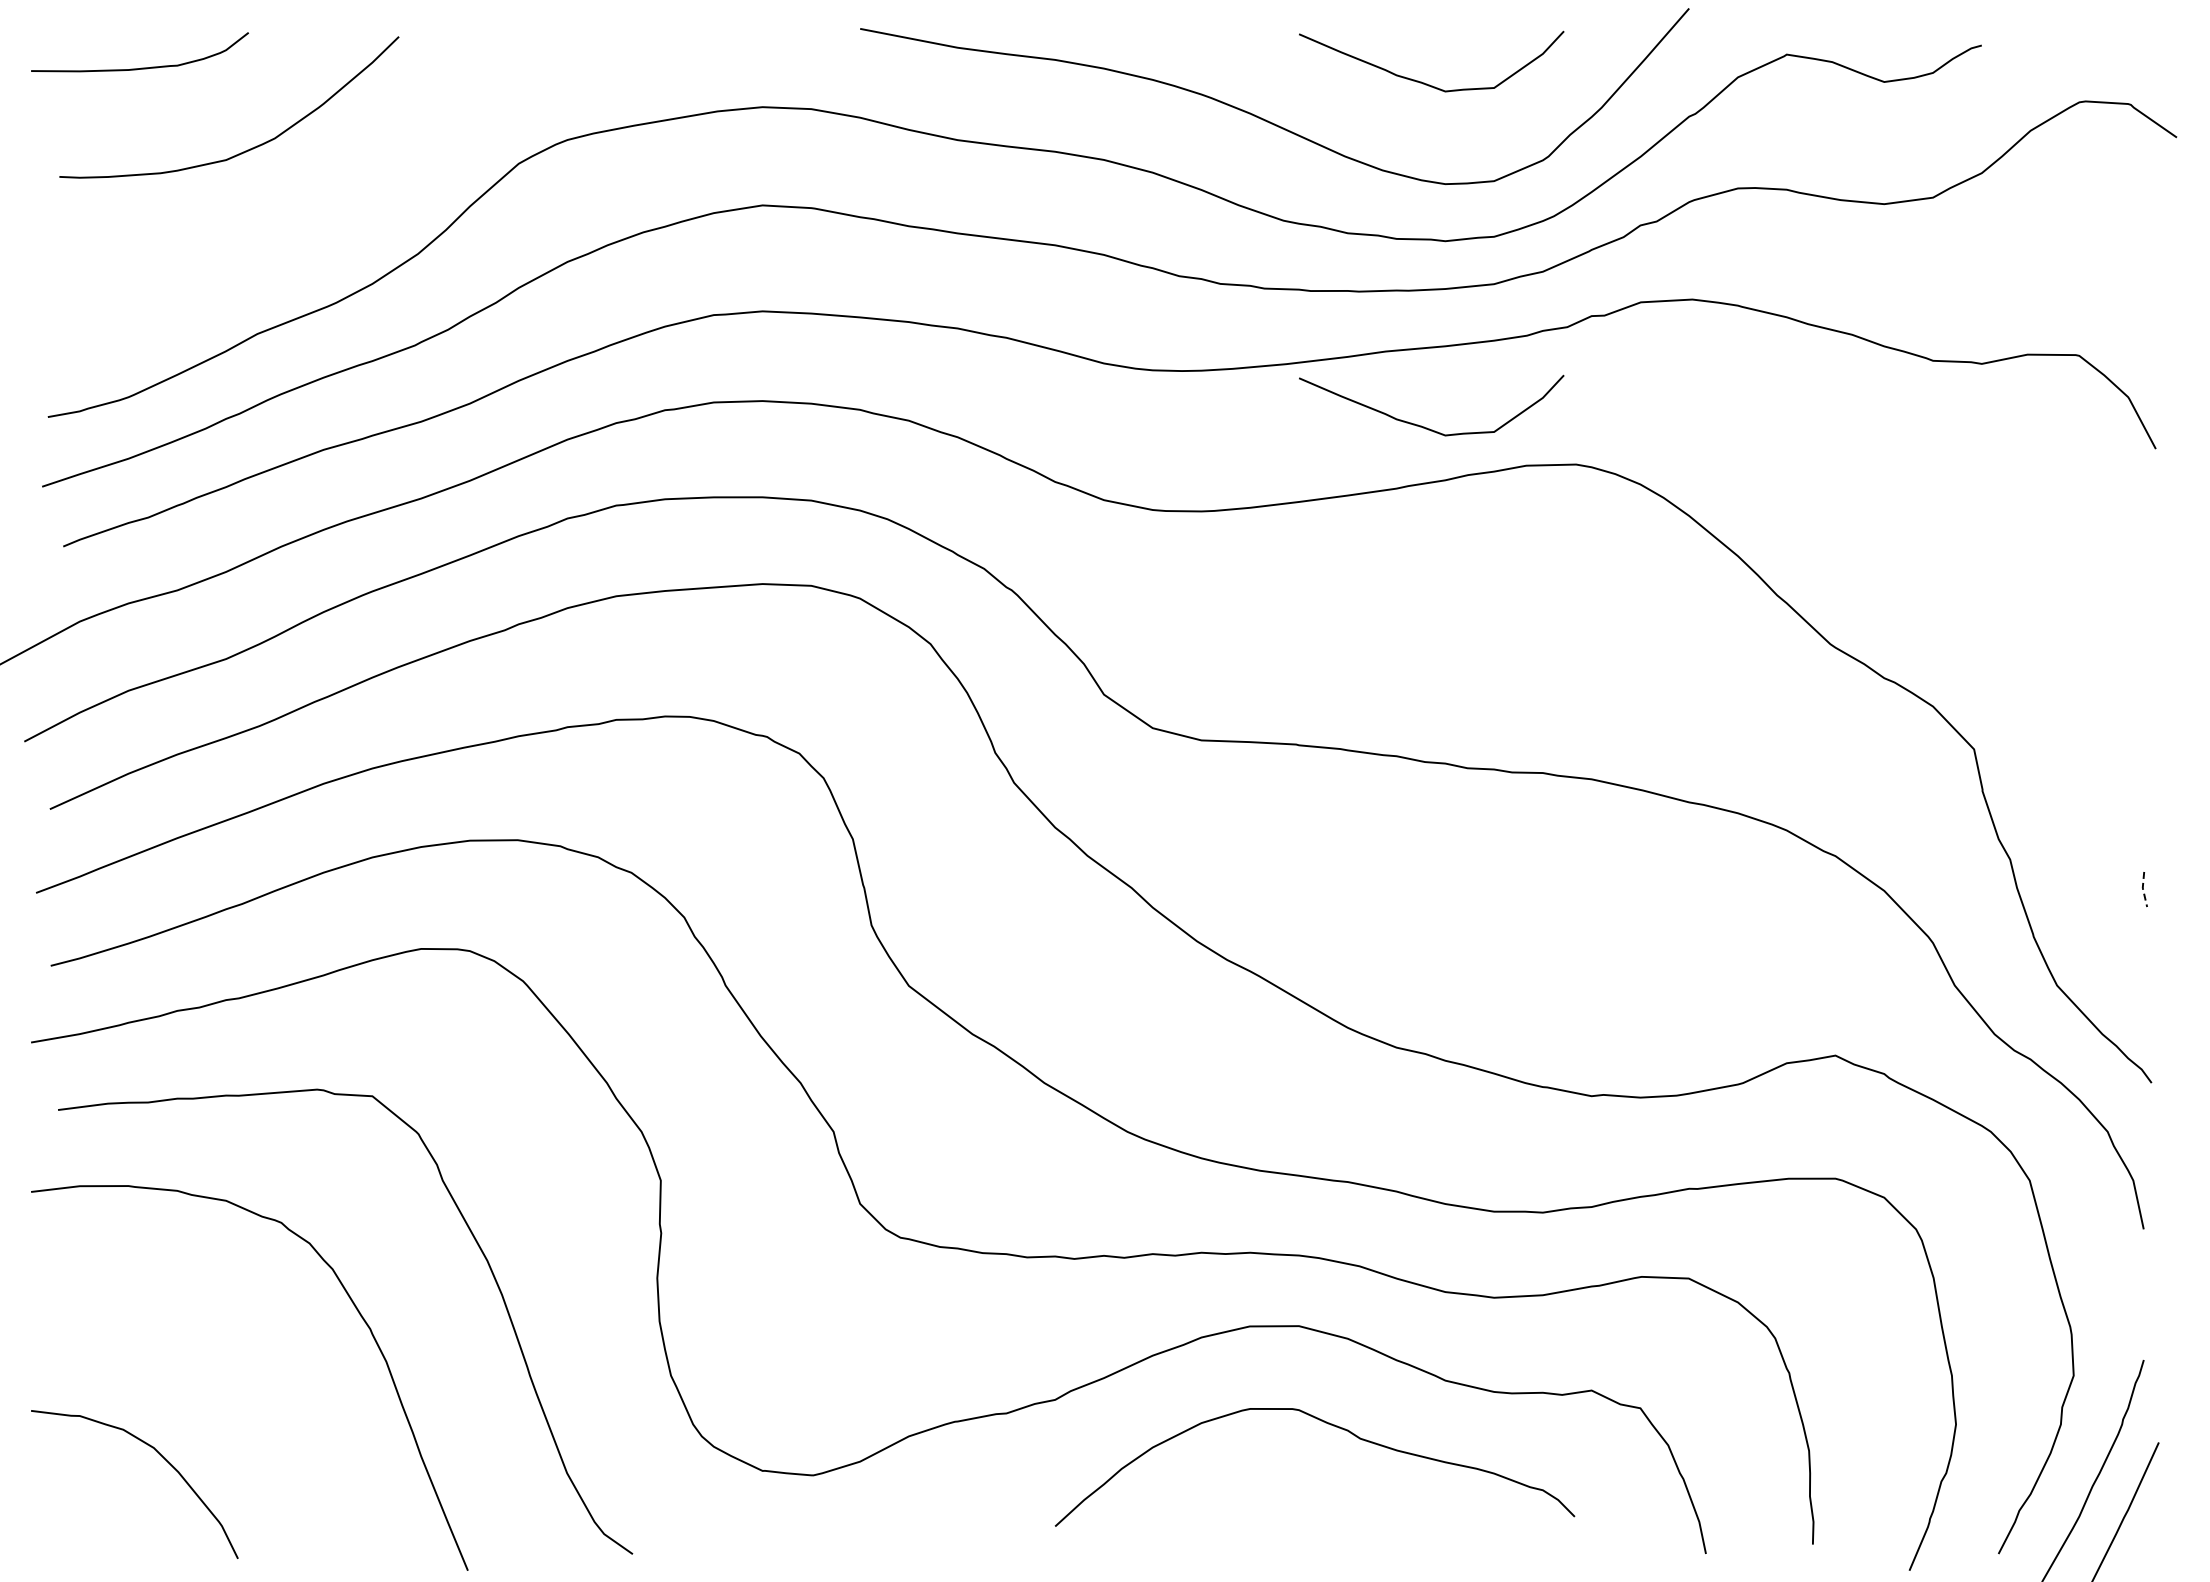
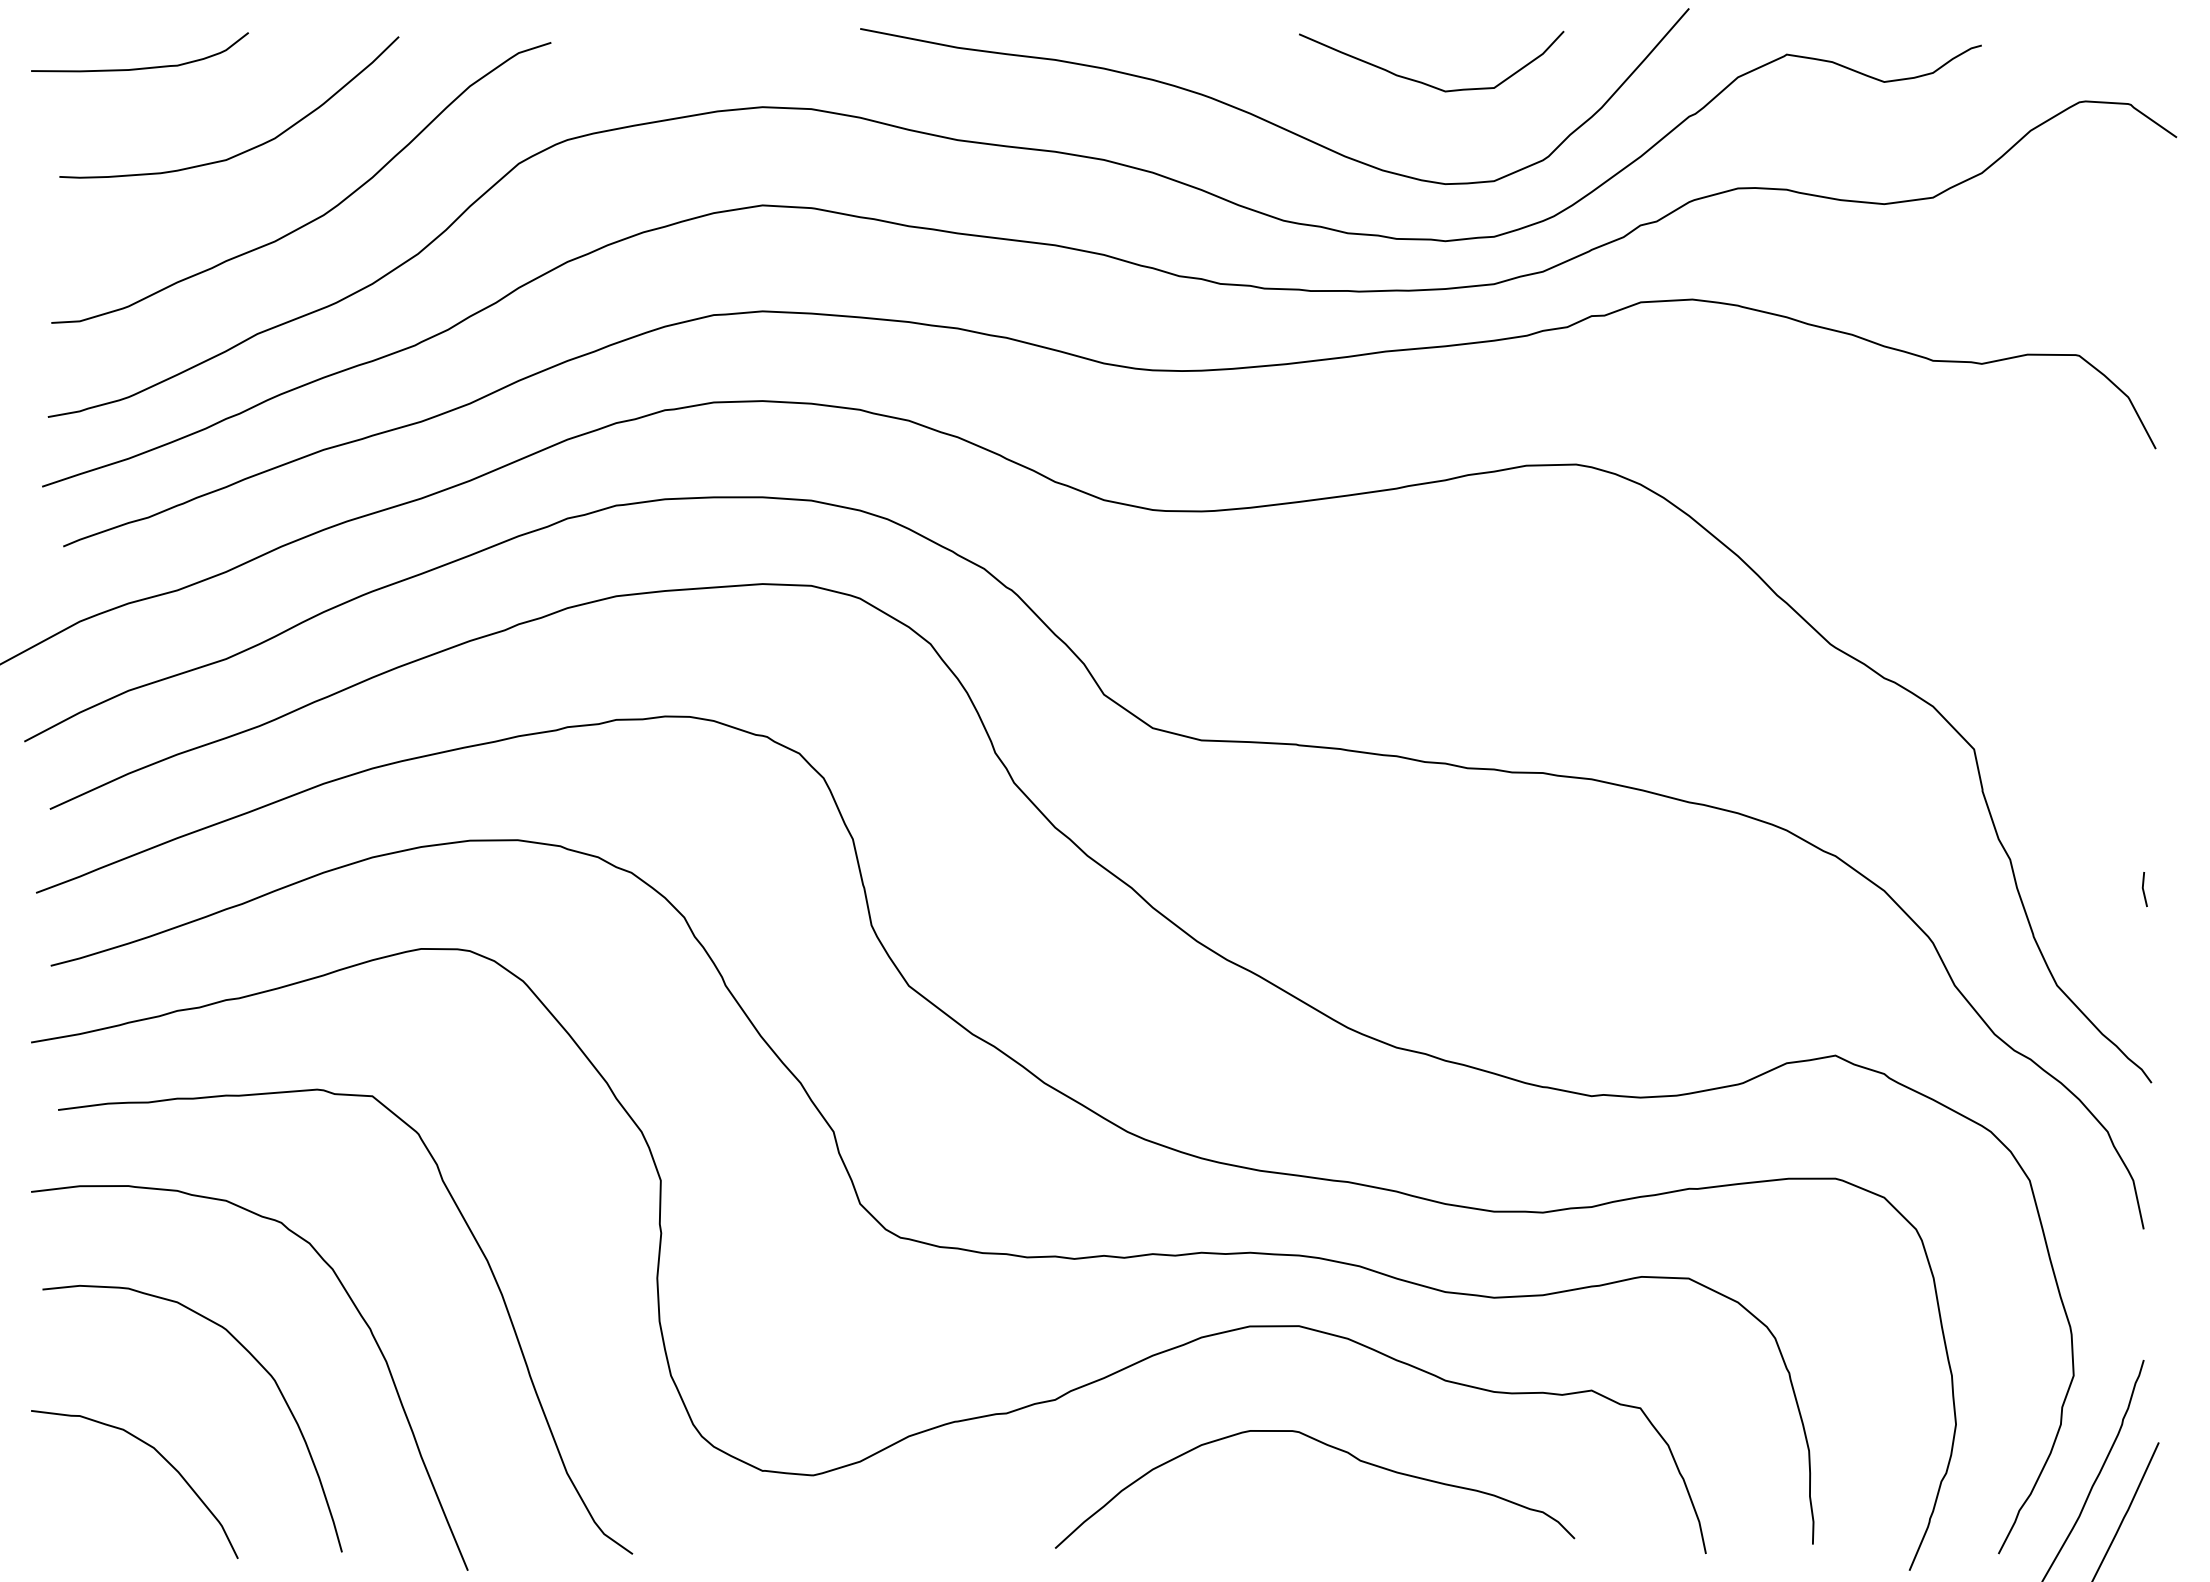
curve: none -> present (320, 215)
curve: present -> none (1424, 426)
line: dashed -> solid (2142, 888)
curve: none -> present (252, 1357)
curve position: (1330, 1425) -> (1330, 1447) (1330, 1447)
